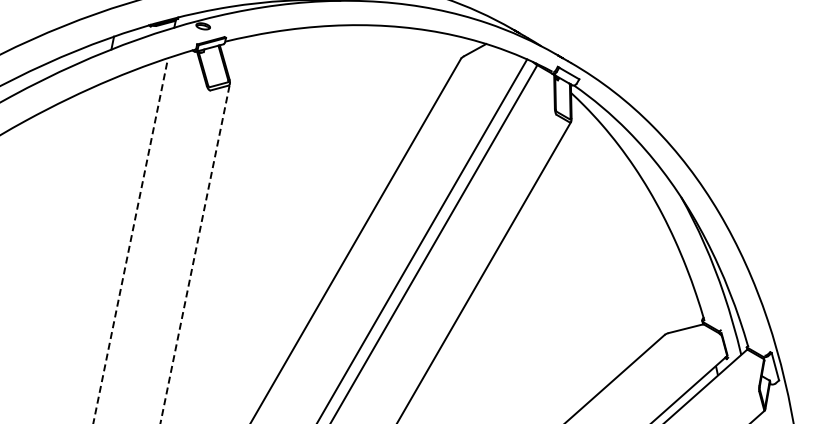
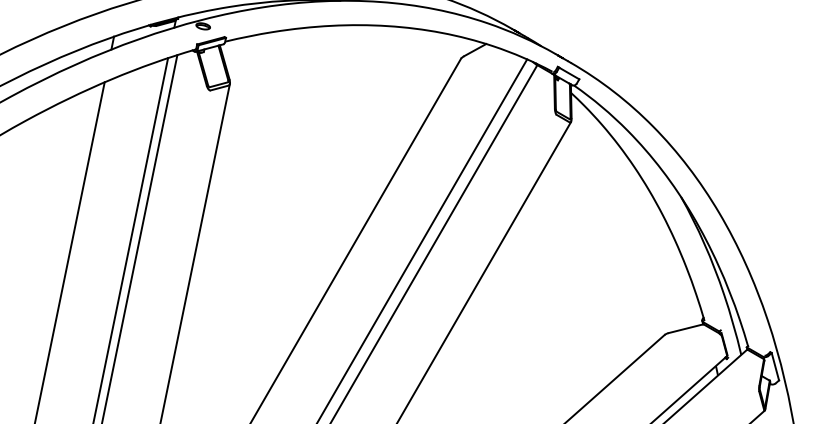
line: none -> present (139, 237)
line: dashed -> solid (130, 240)
line: none -> present (69, 251)
line: dashed -> solid (195, 253)
